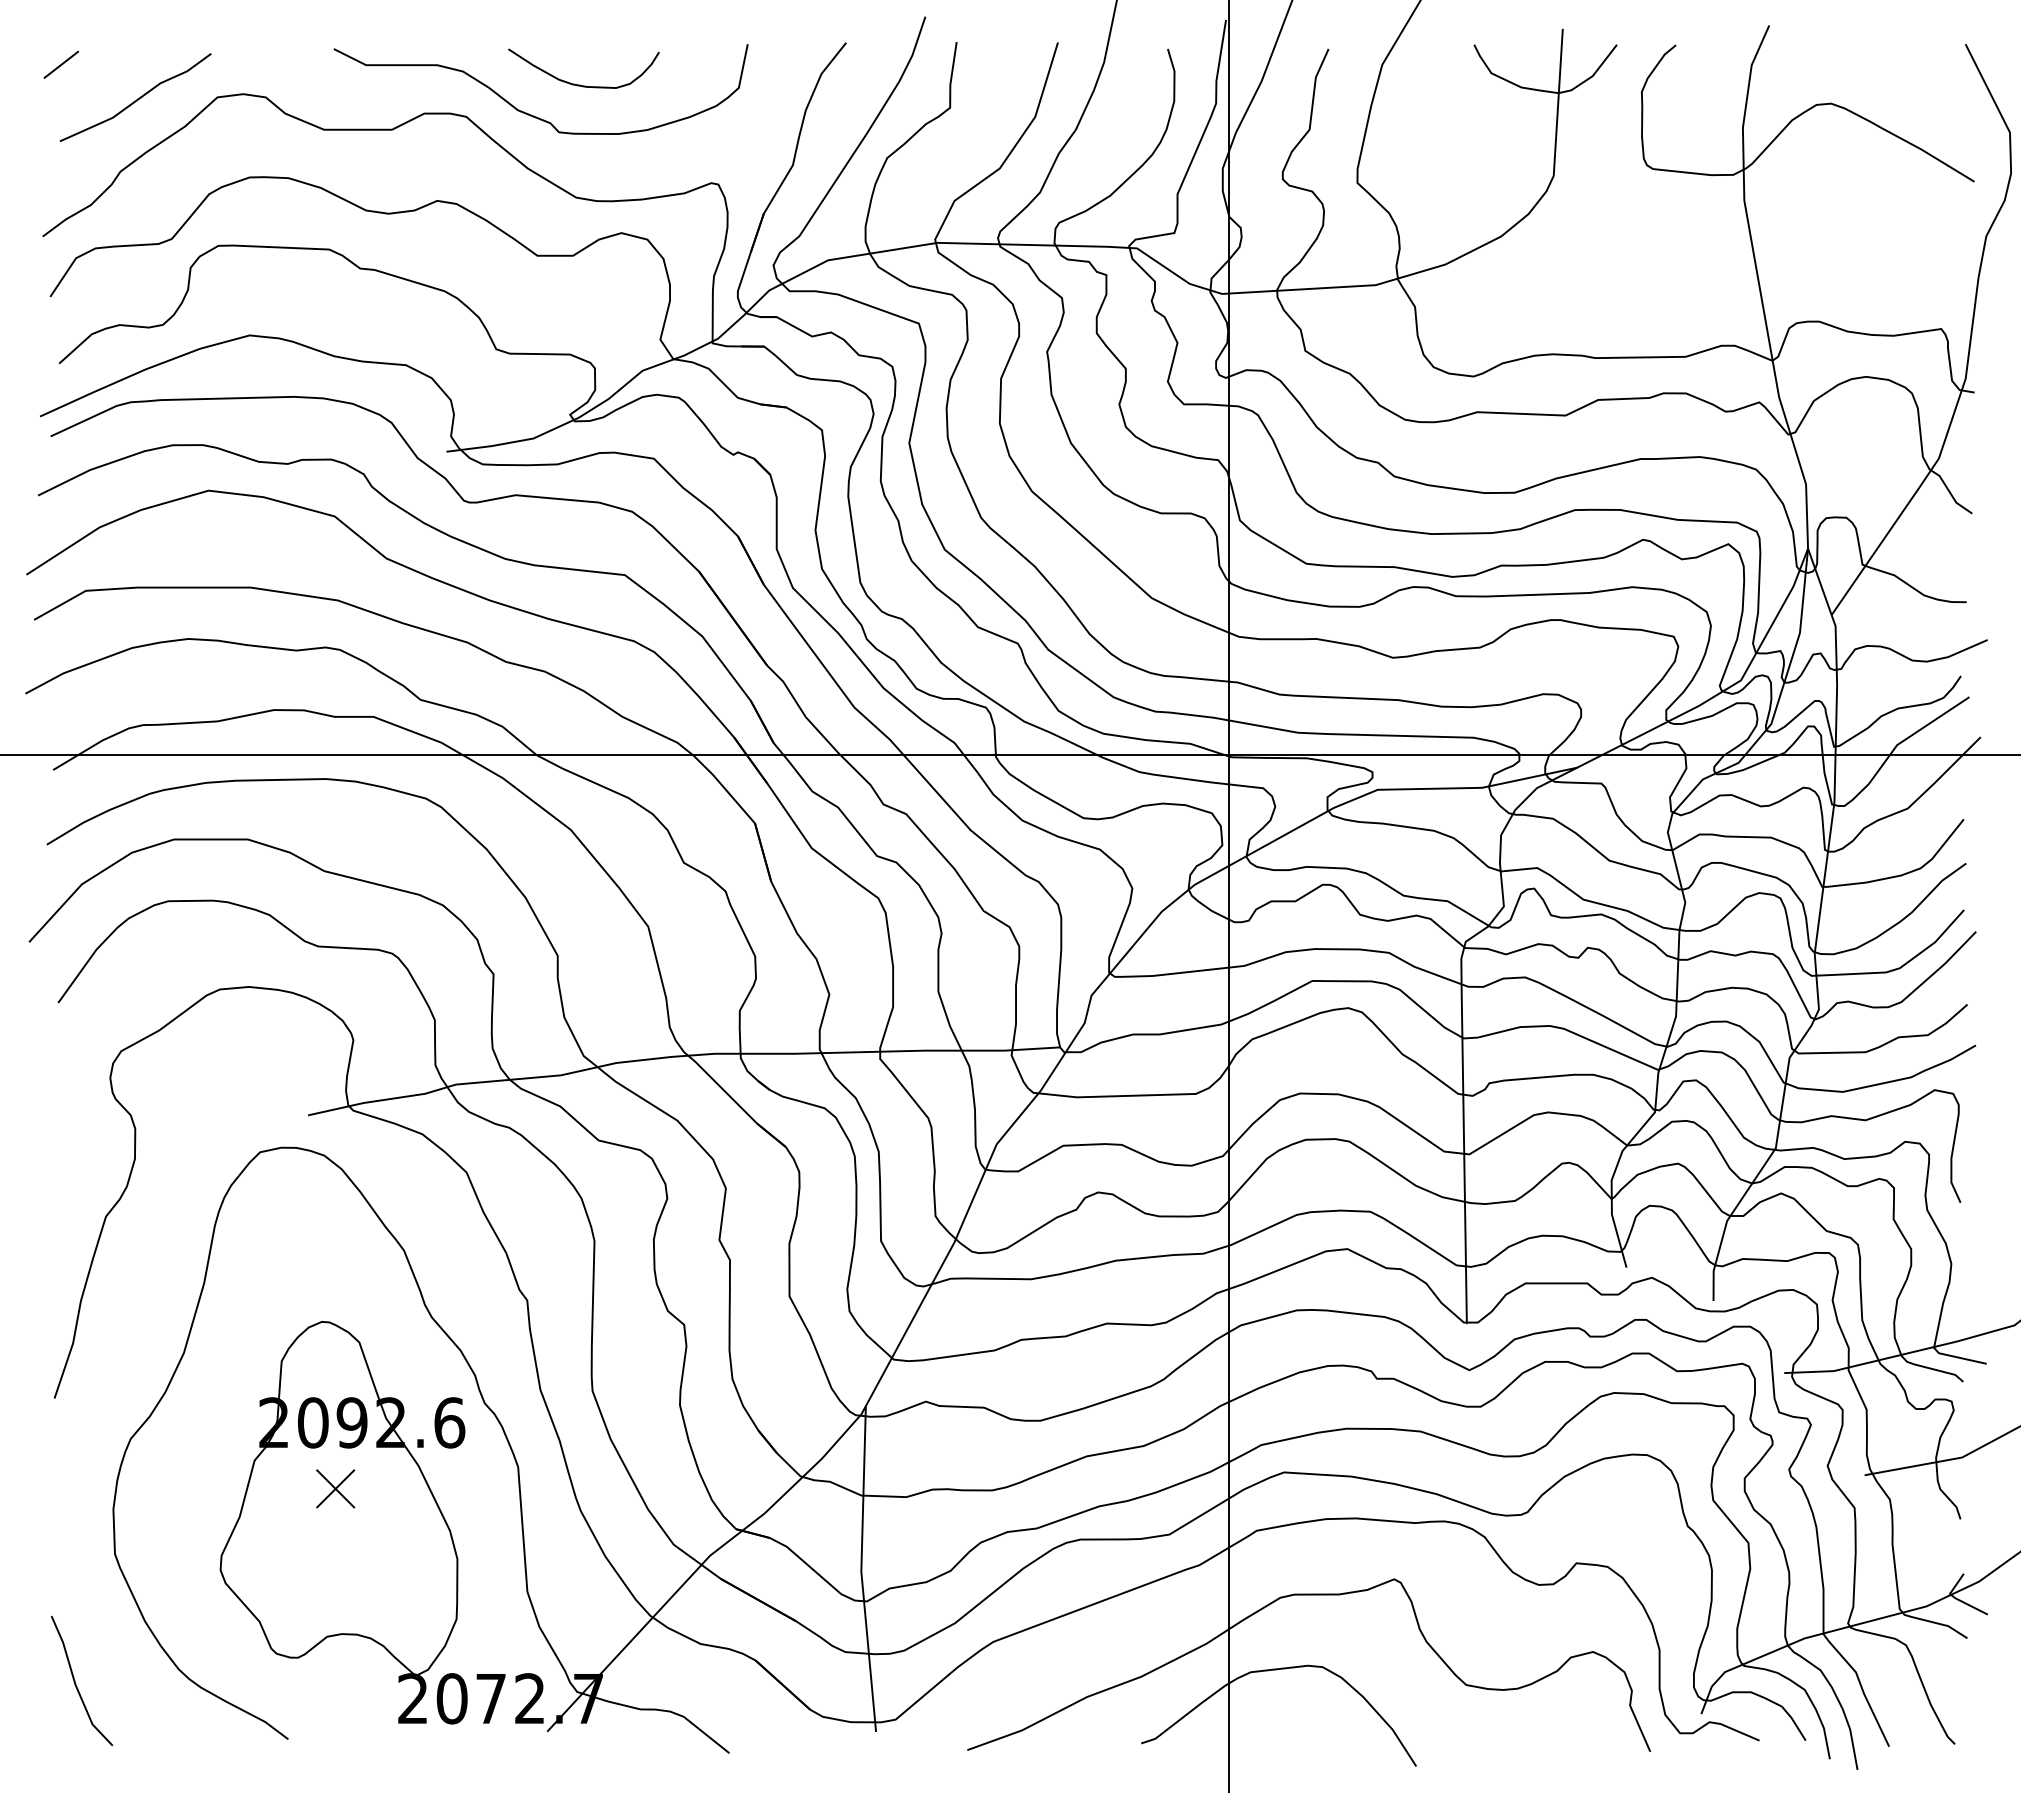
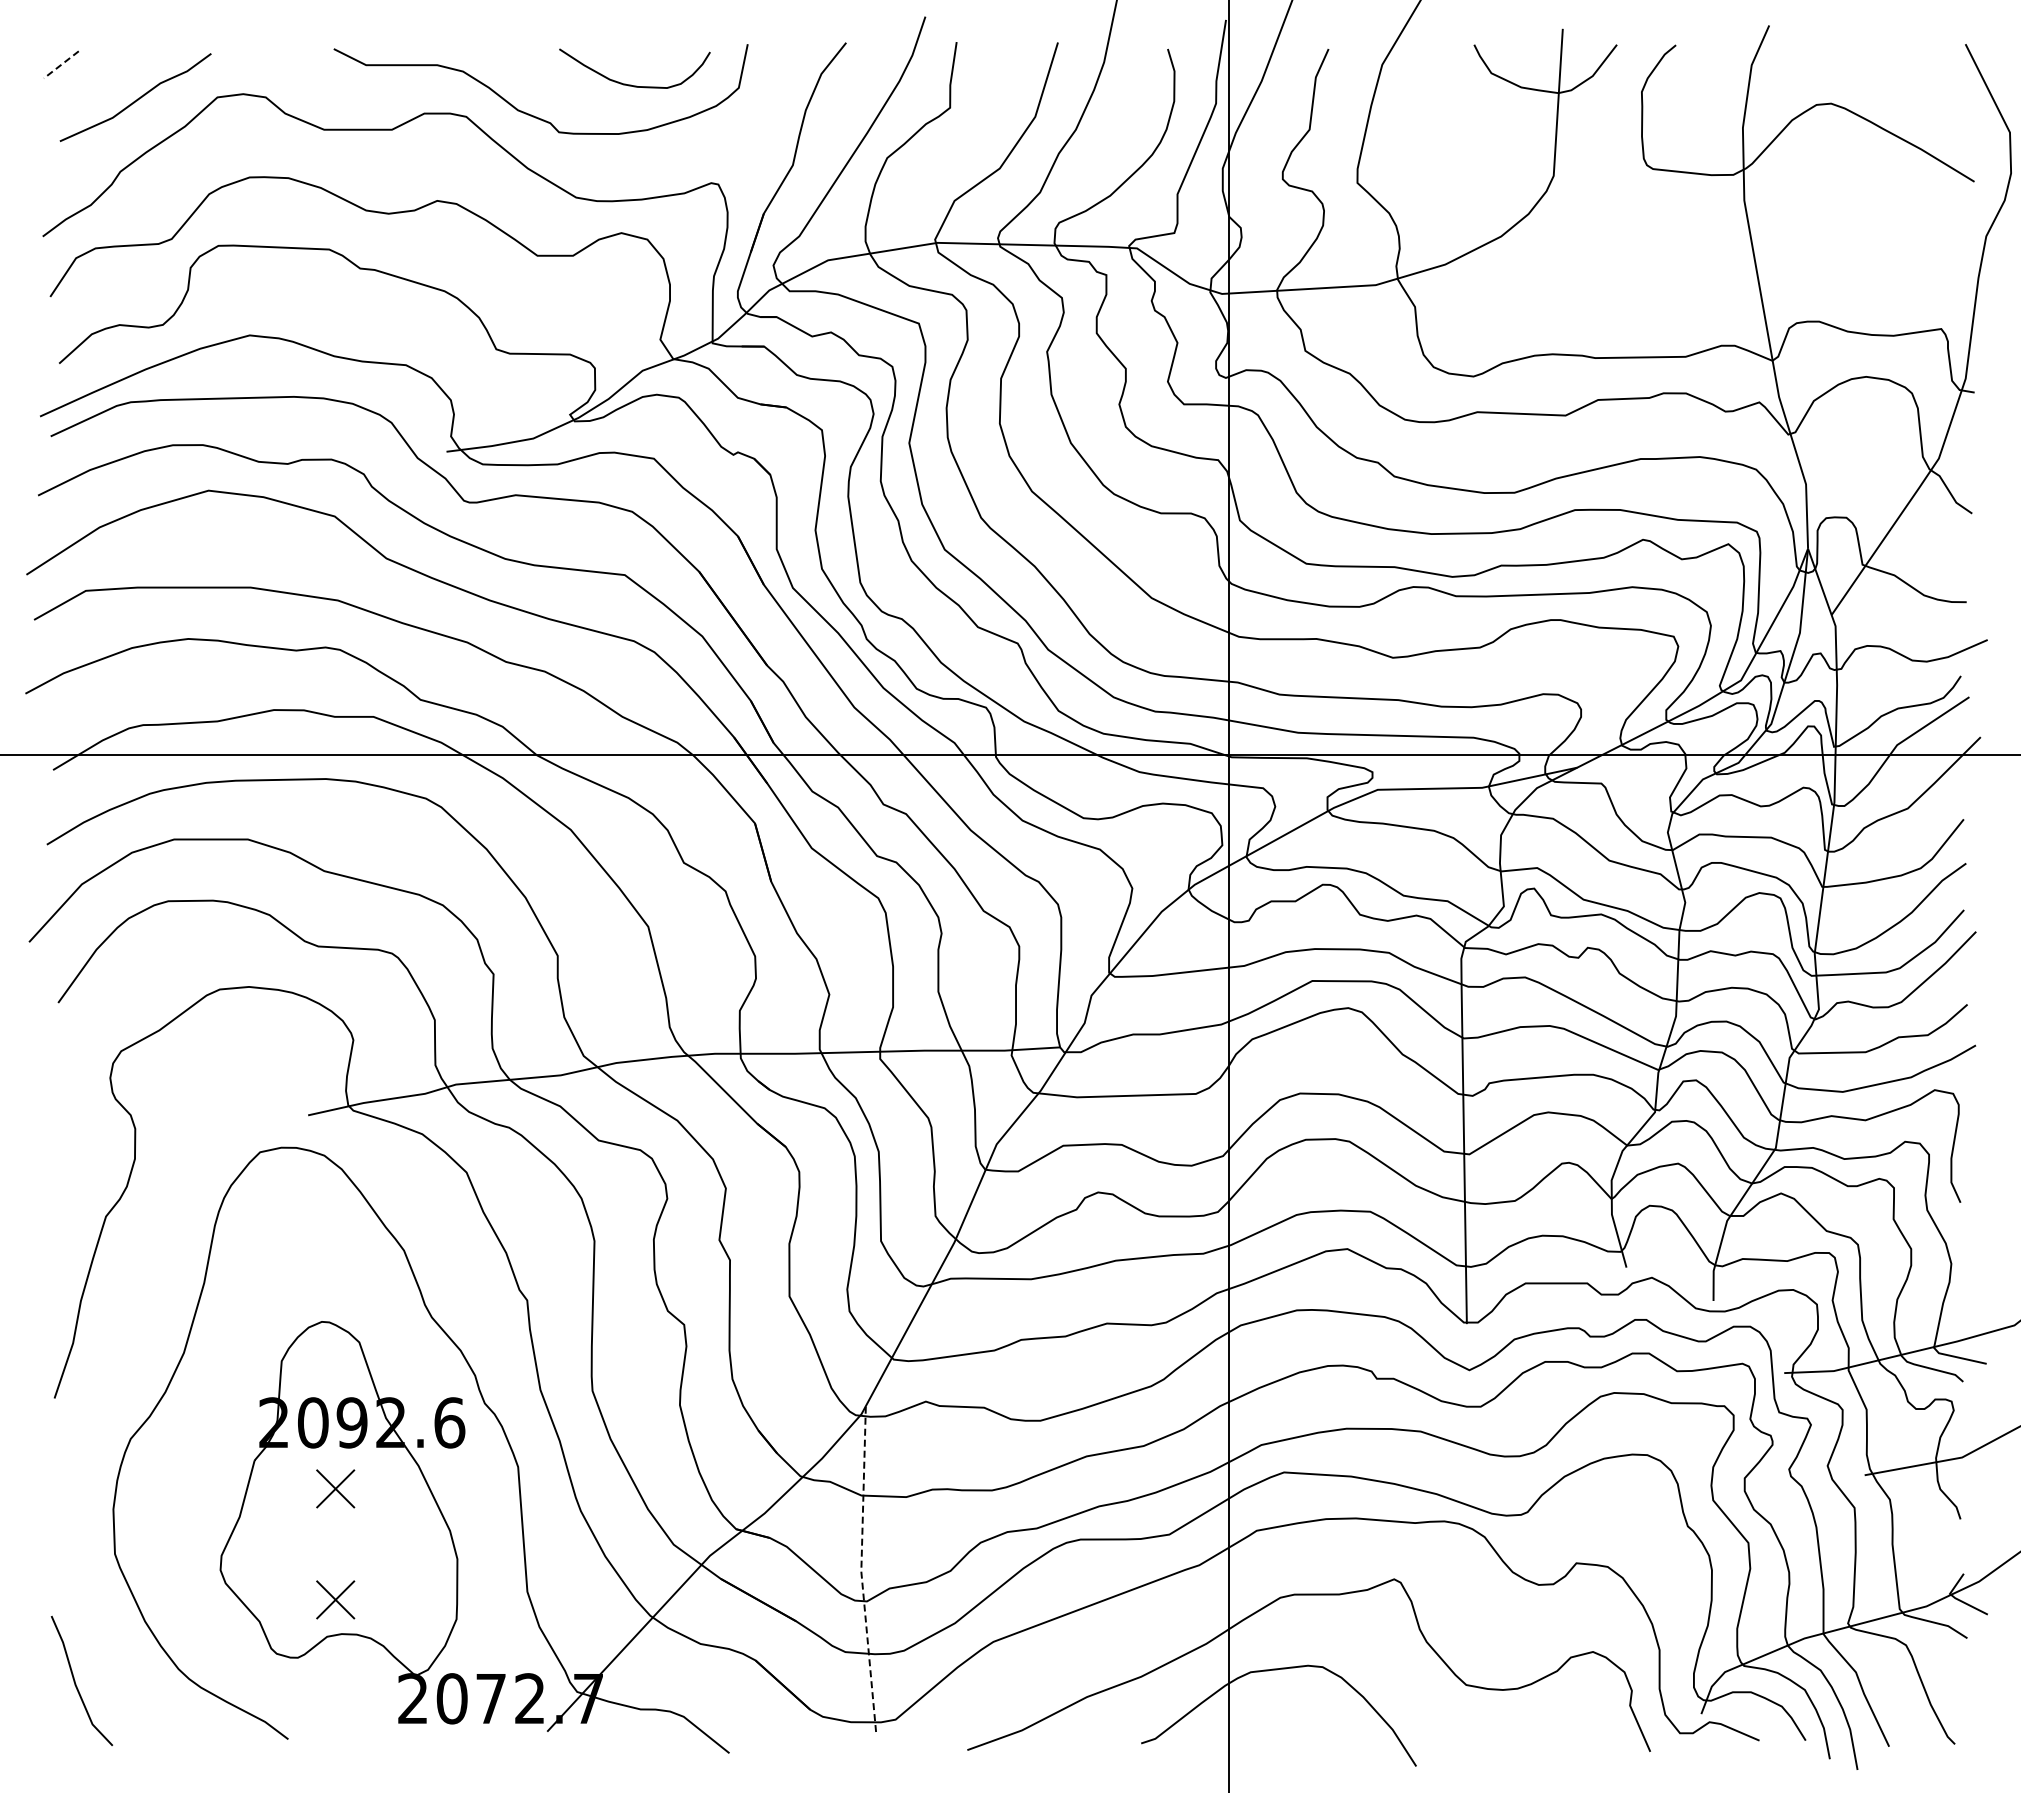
line: solid -> dashed (60, 65)
curve position: (580, 84) -> (631, 84) (631, 84)
line: solid -> dashed (861, 1569)
part: none -> present (335, 1599)
